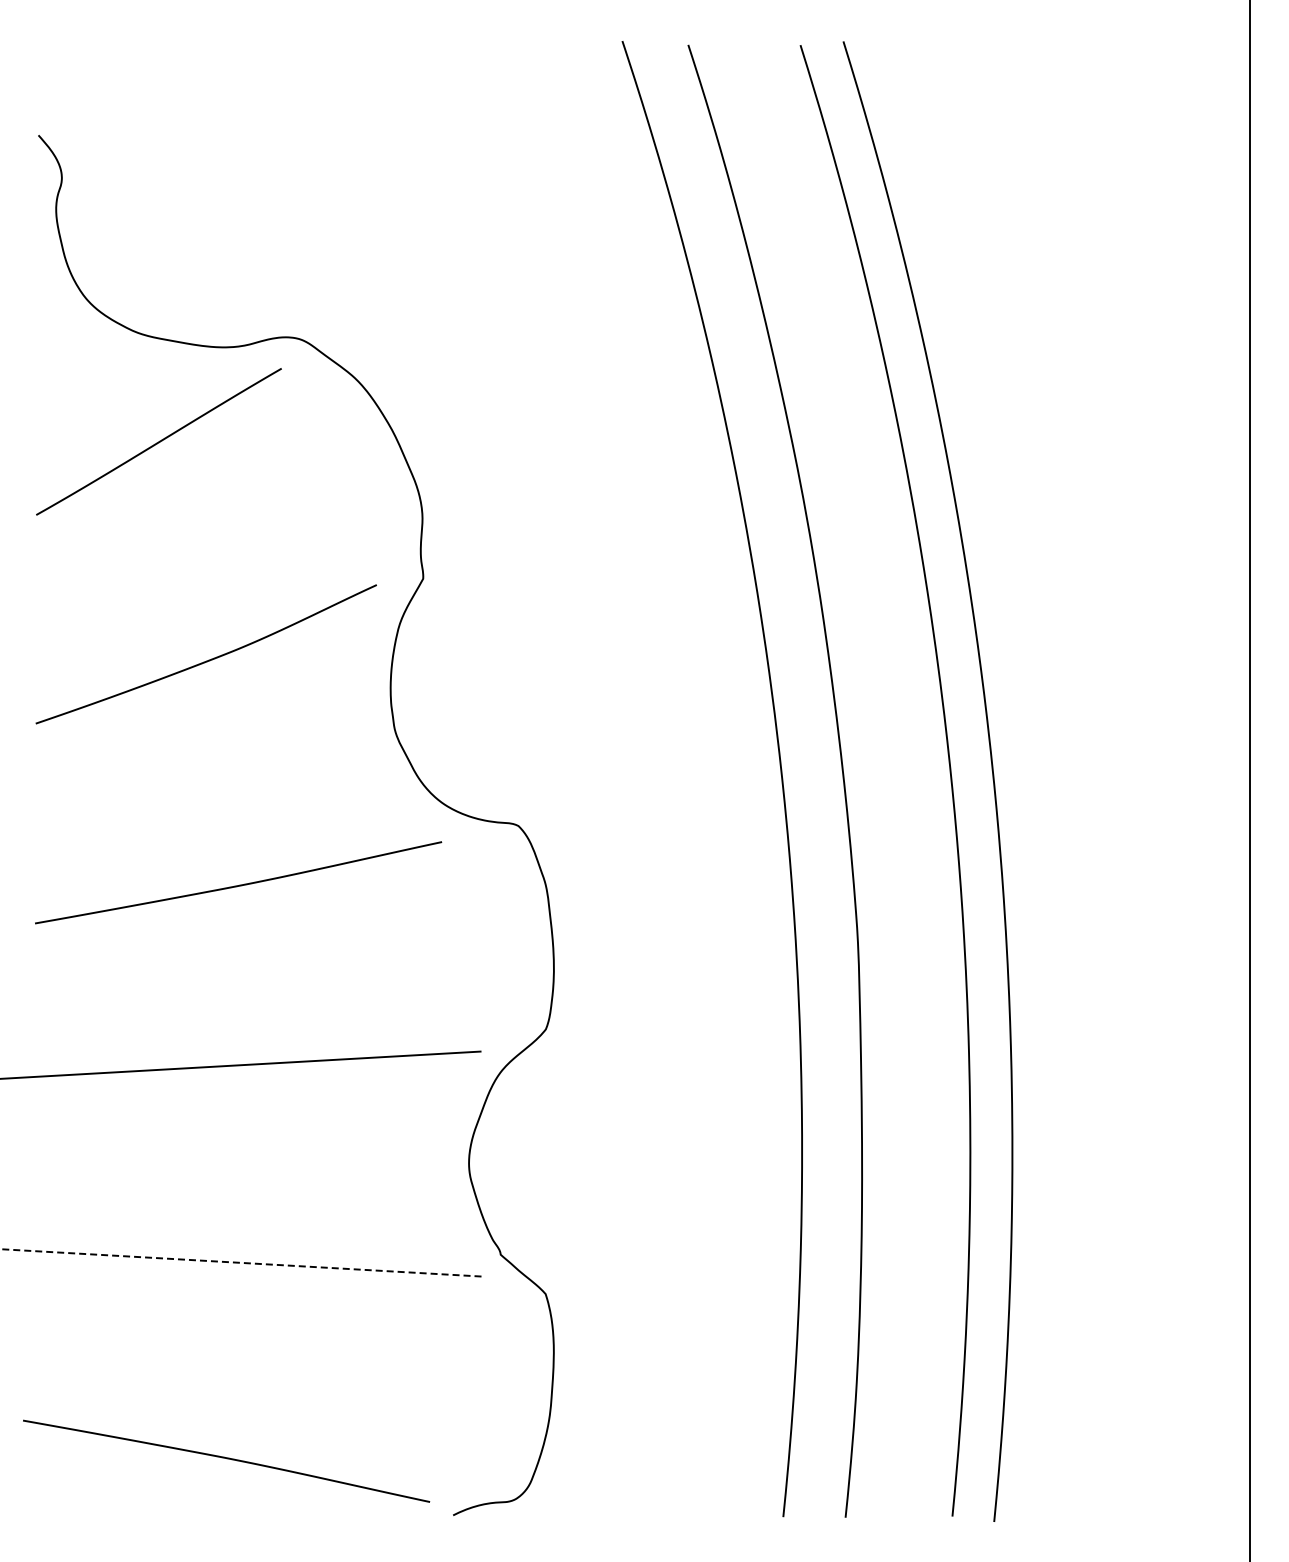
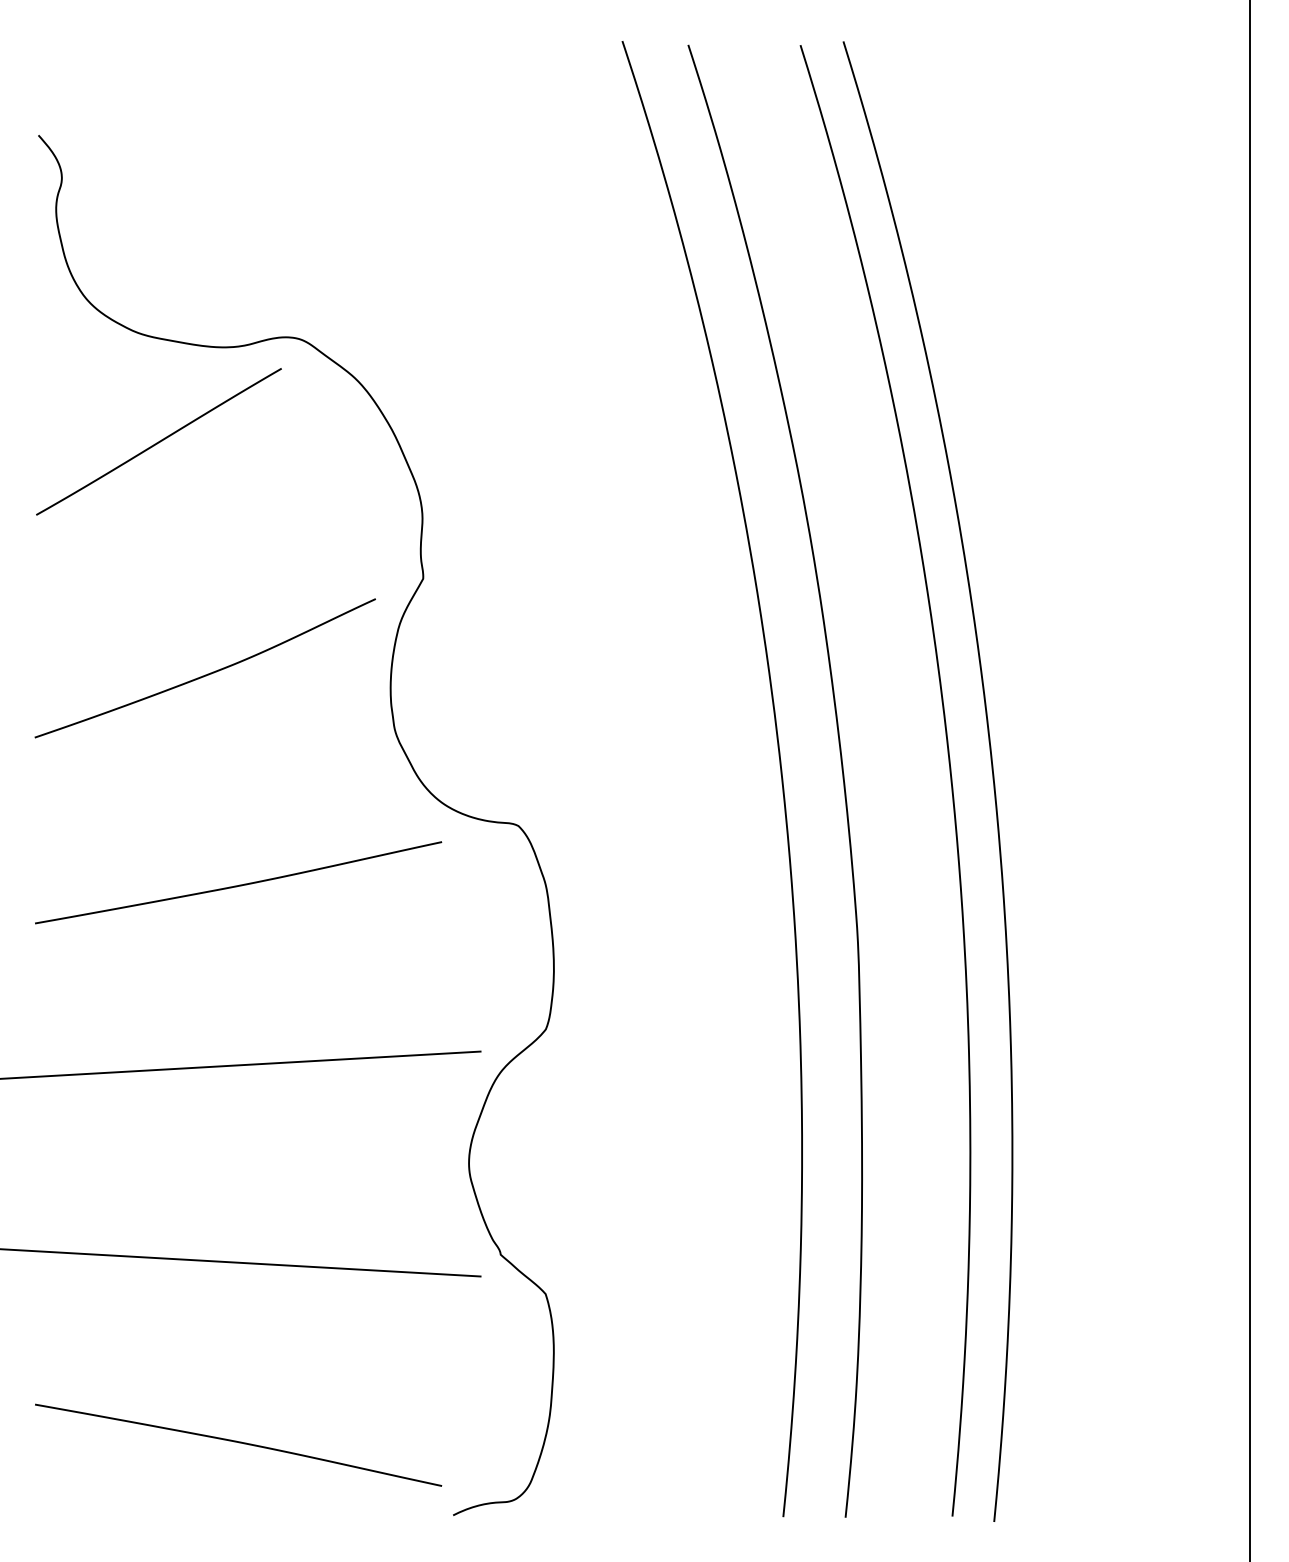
curve position: (208, 659) -> (207, 673) (207, 673)
line: dashed -> solid (240, 1262)
curve position: (227, 1459) -> (239, 1443) (239, 1443)
